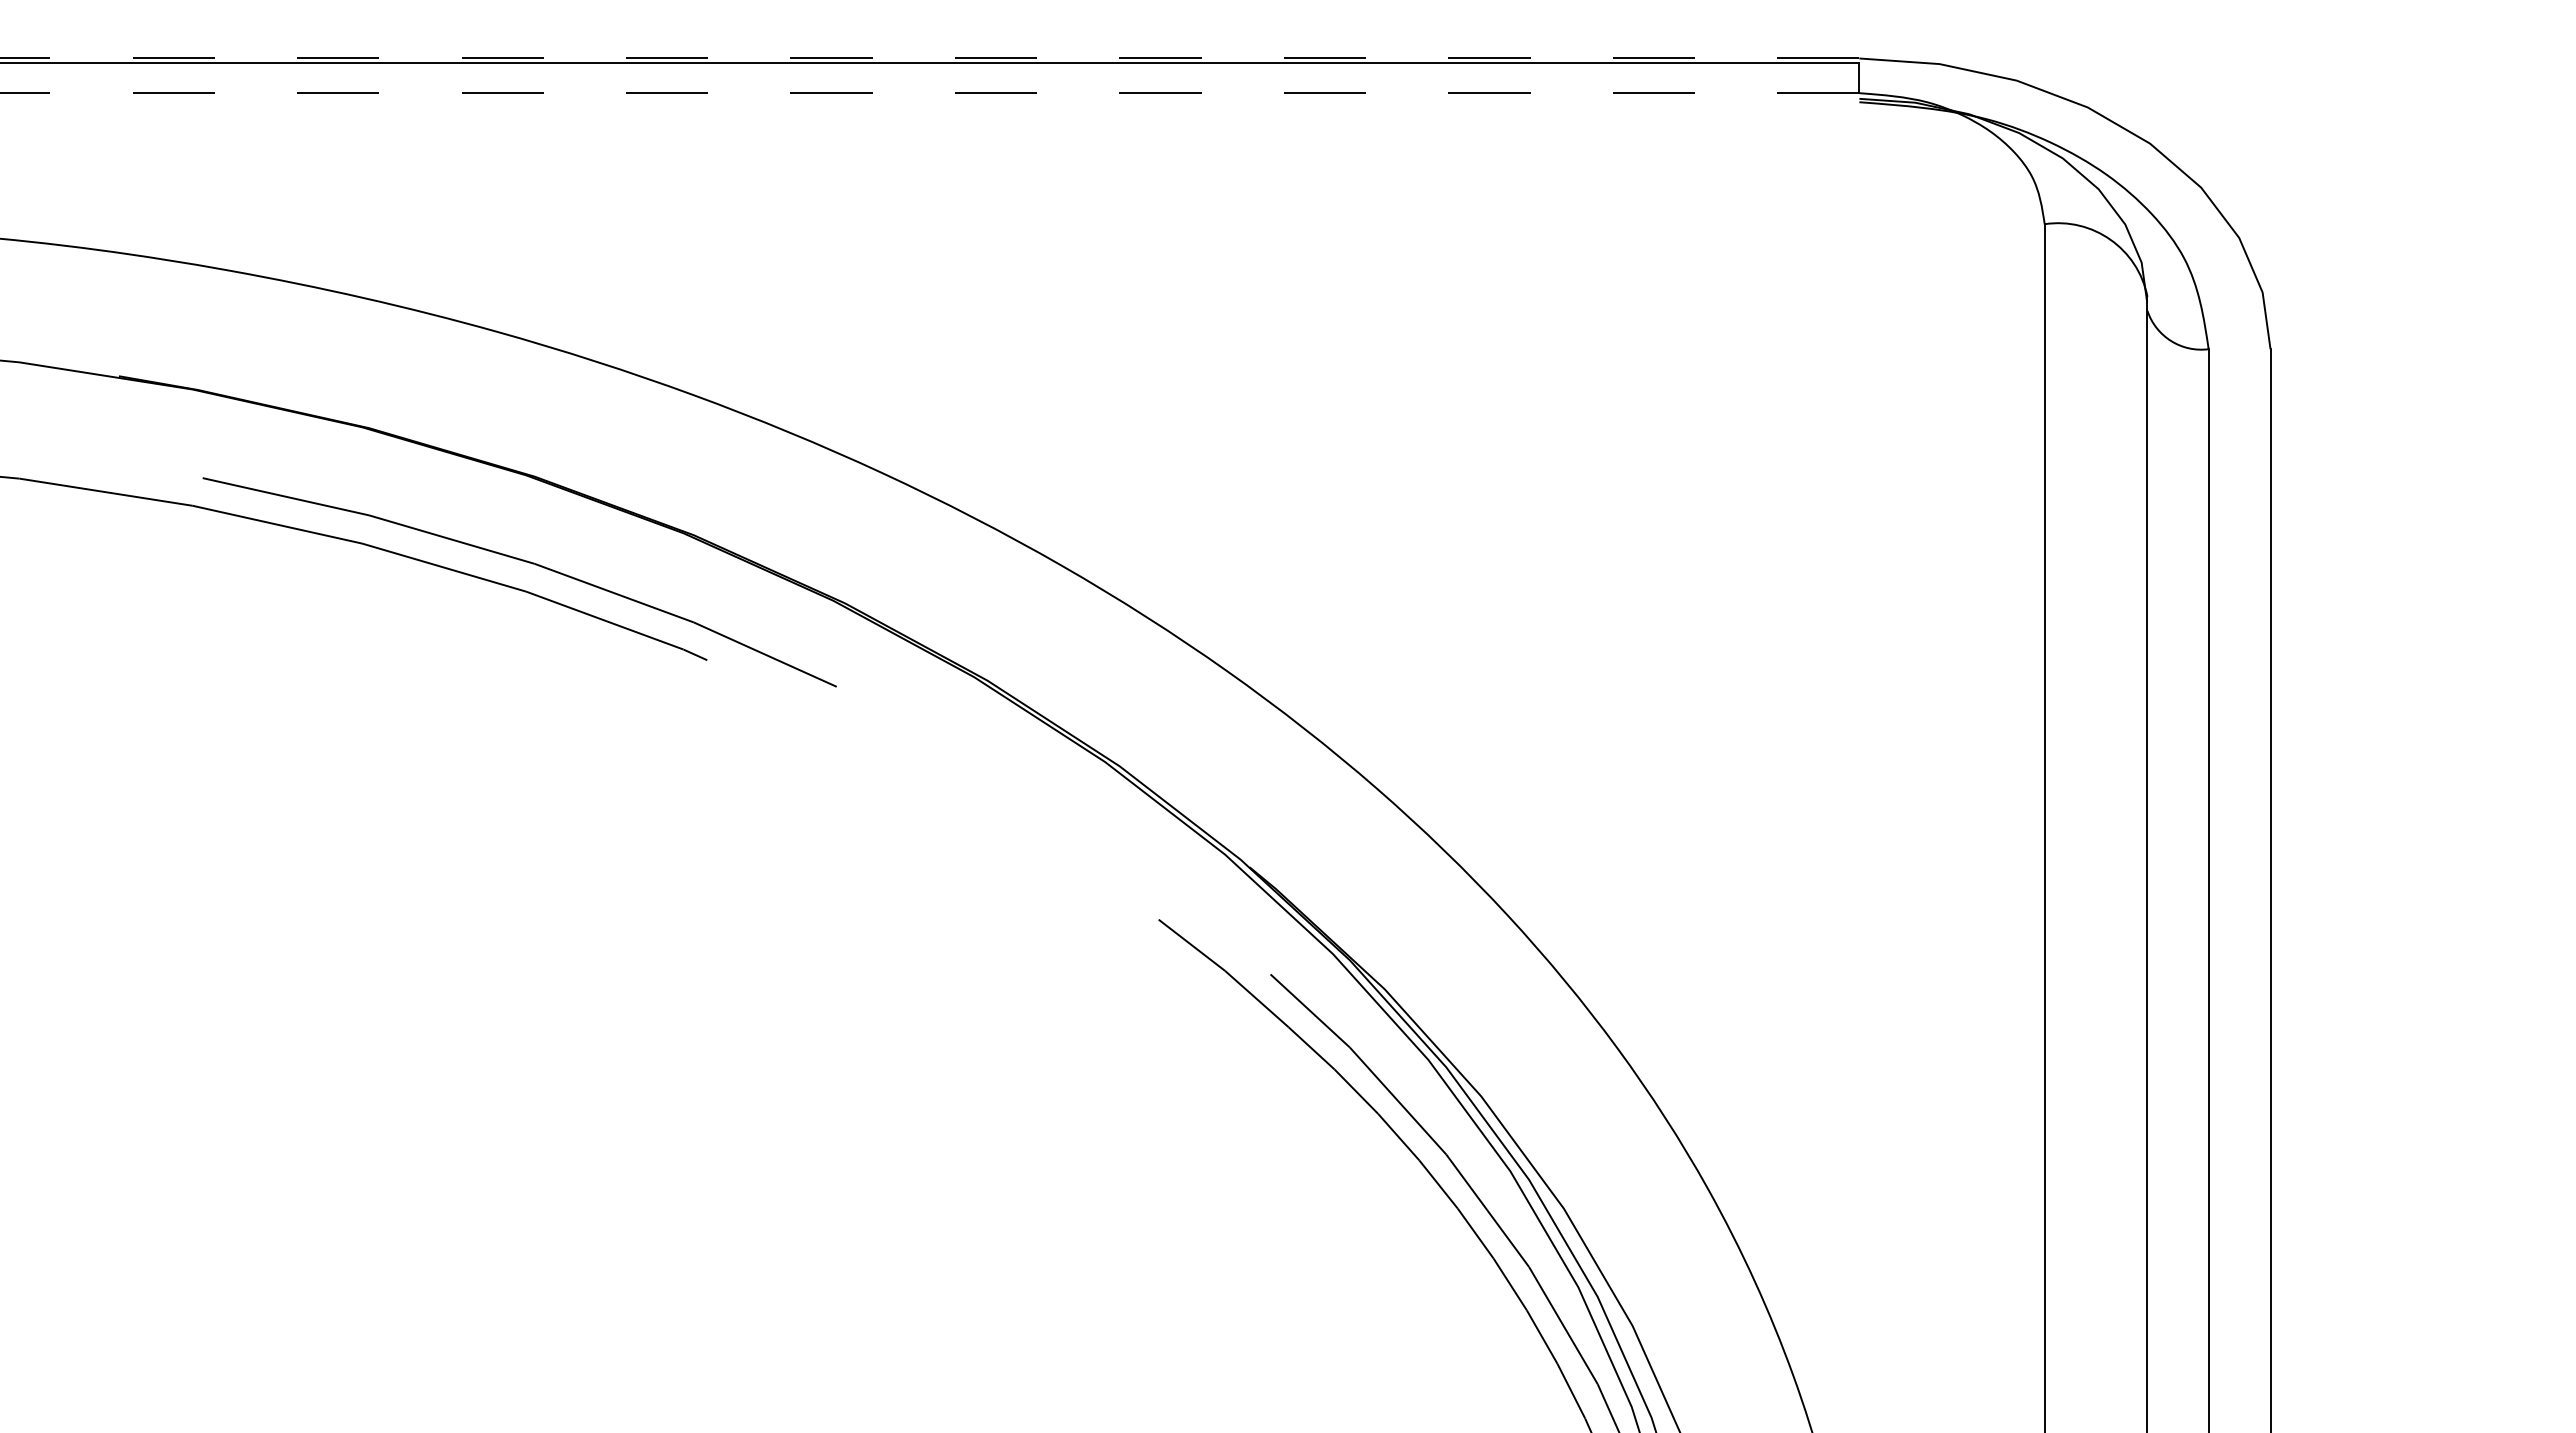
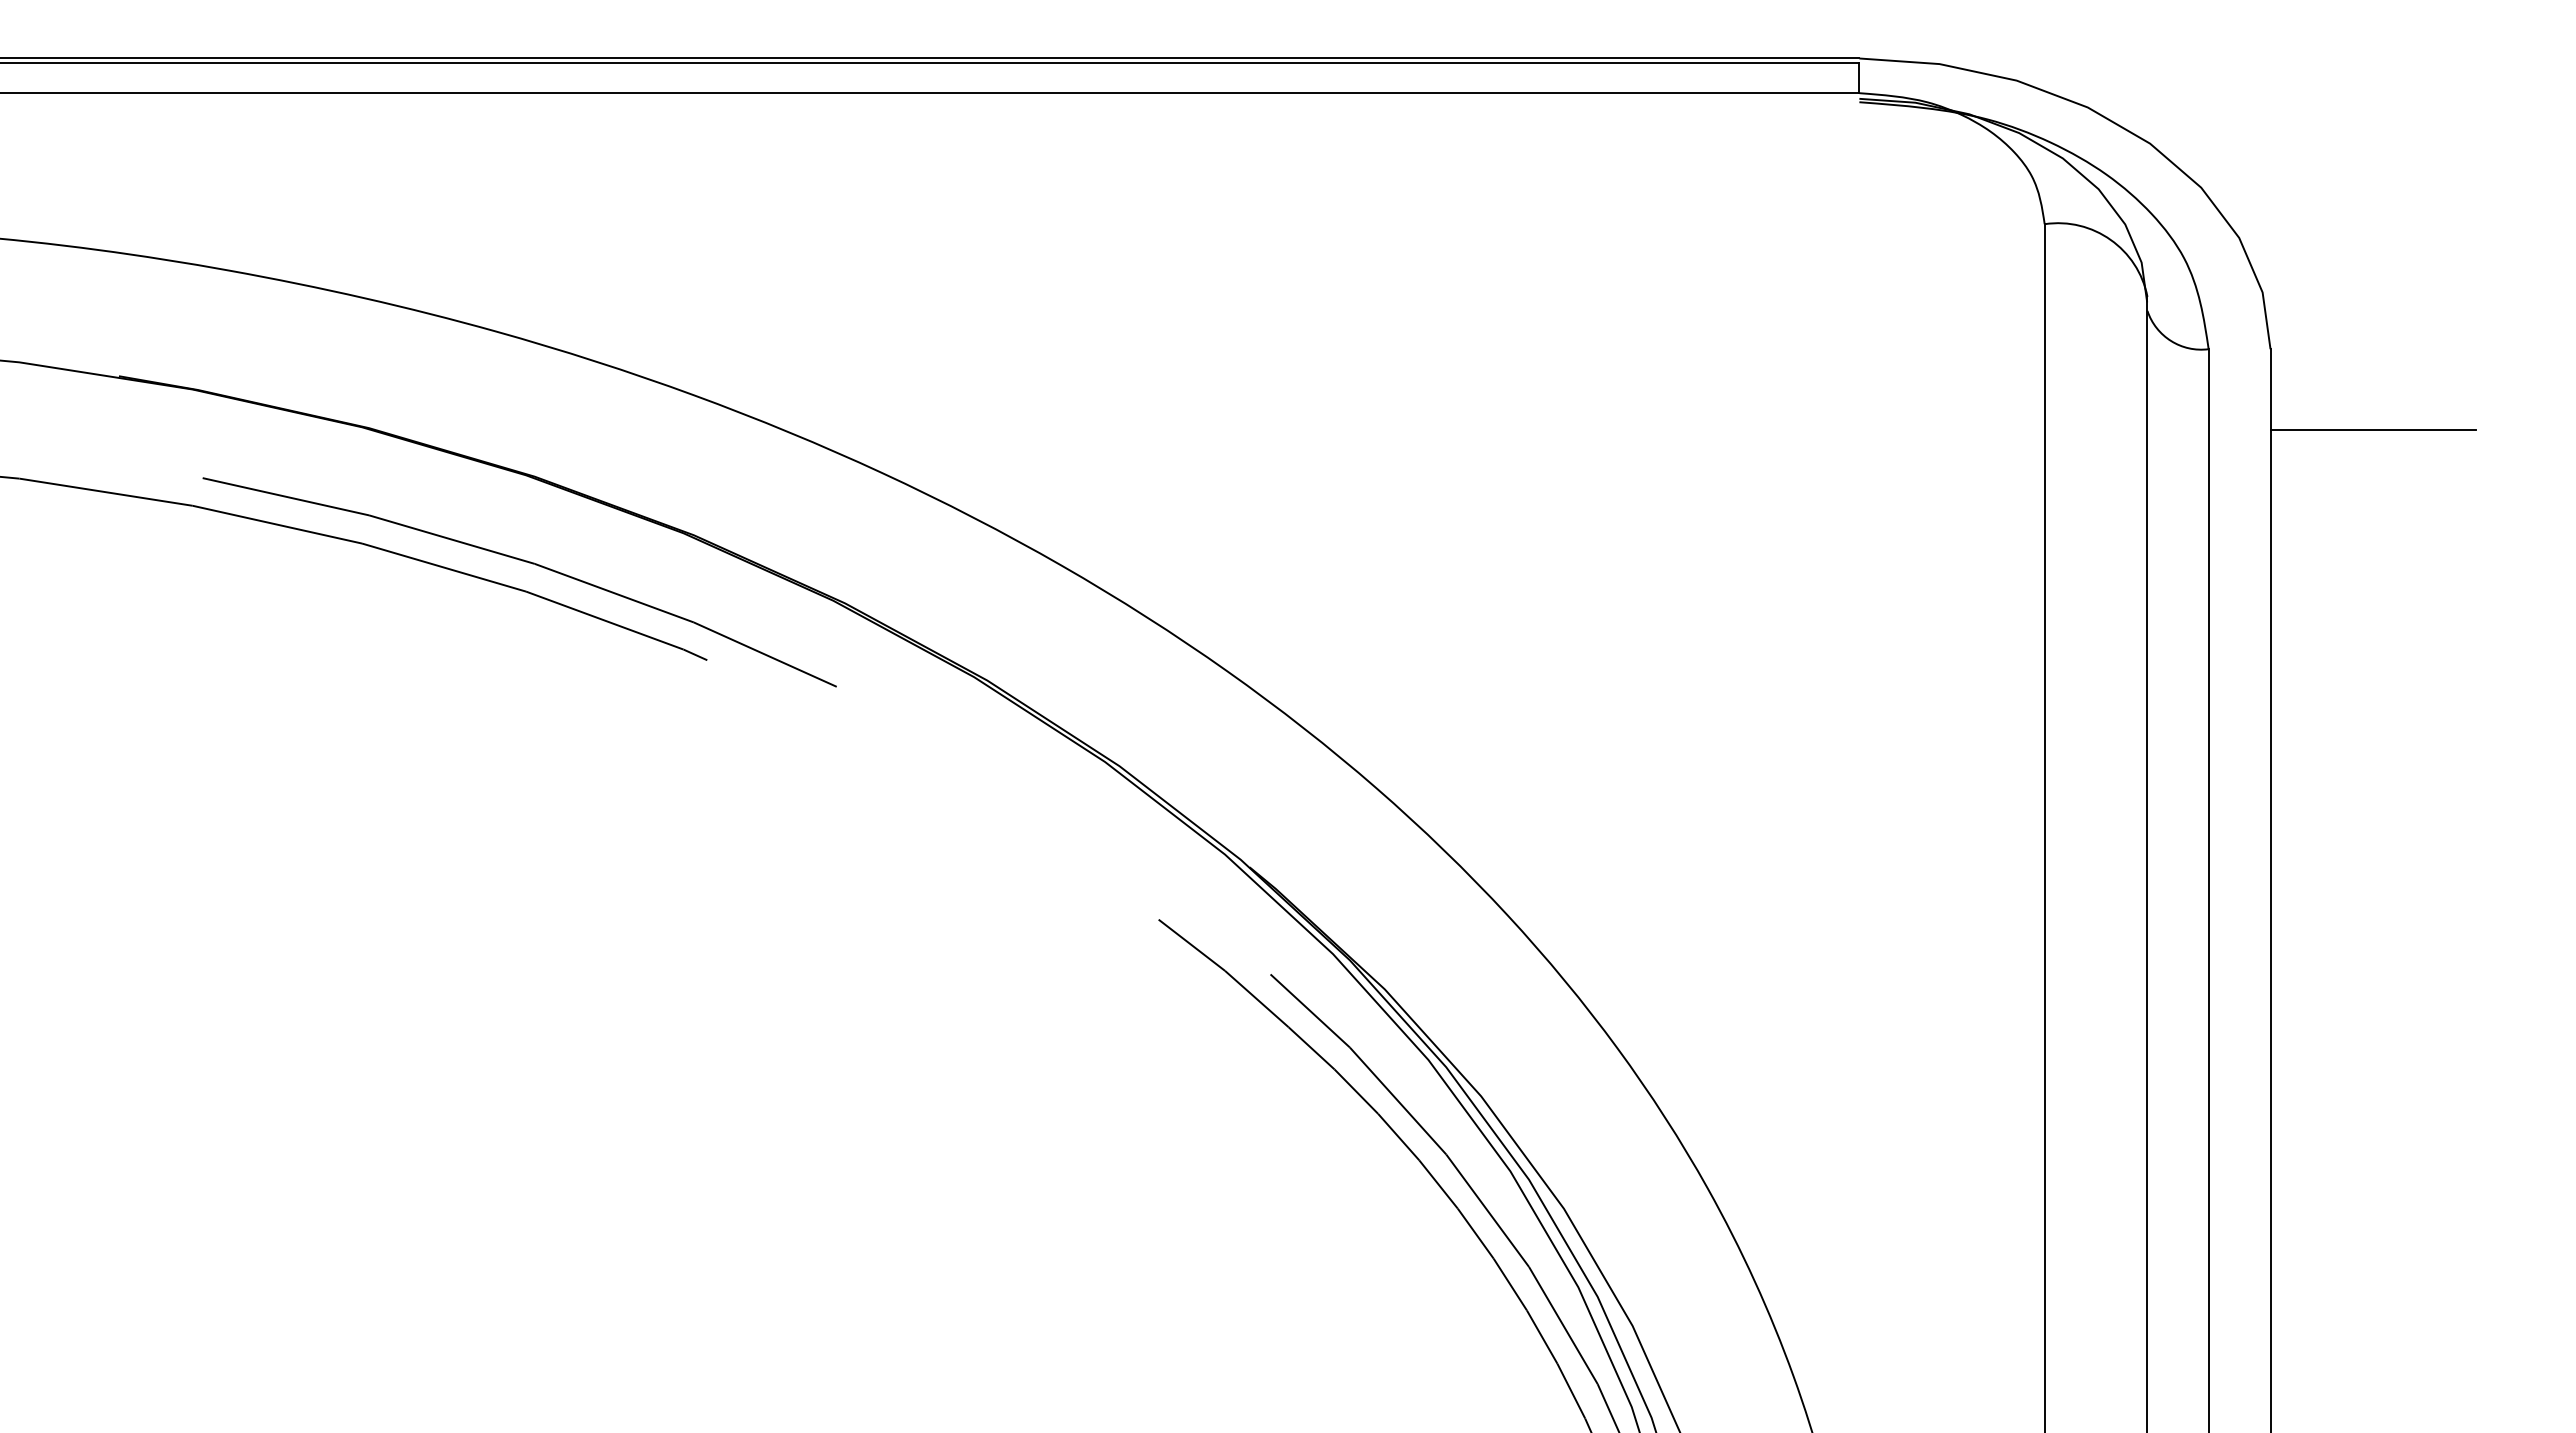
line: dashed -> solid (929, 58)
line: dashed -> solid (929, 93)
line: none -> present (2373, 430)
